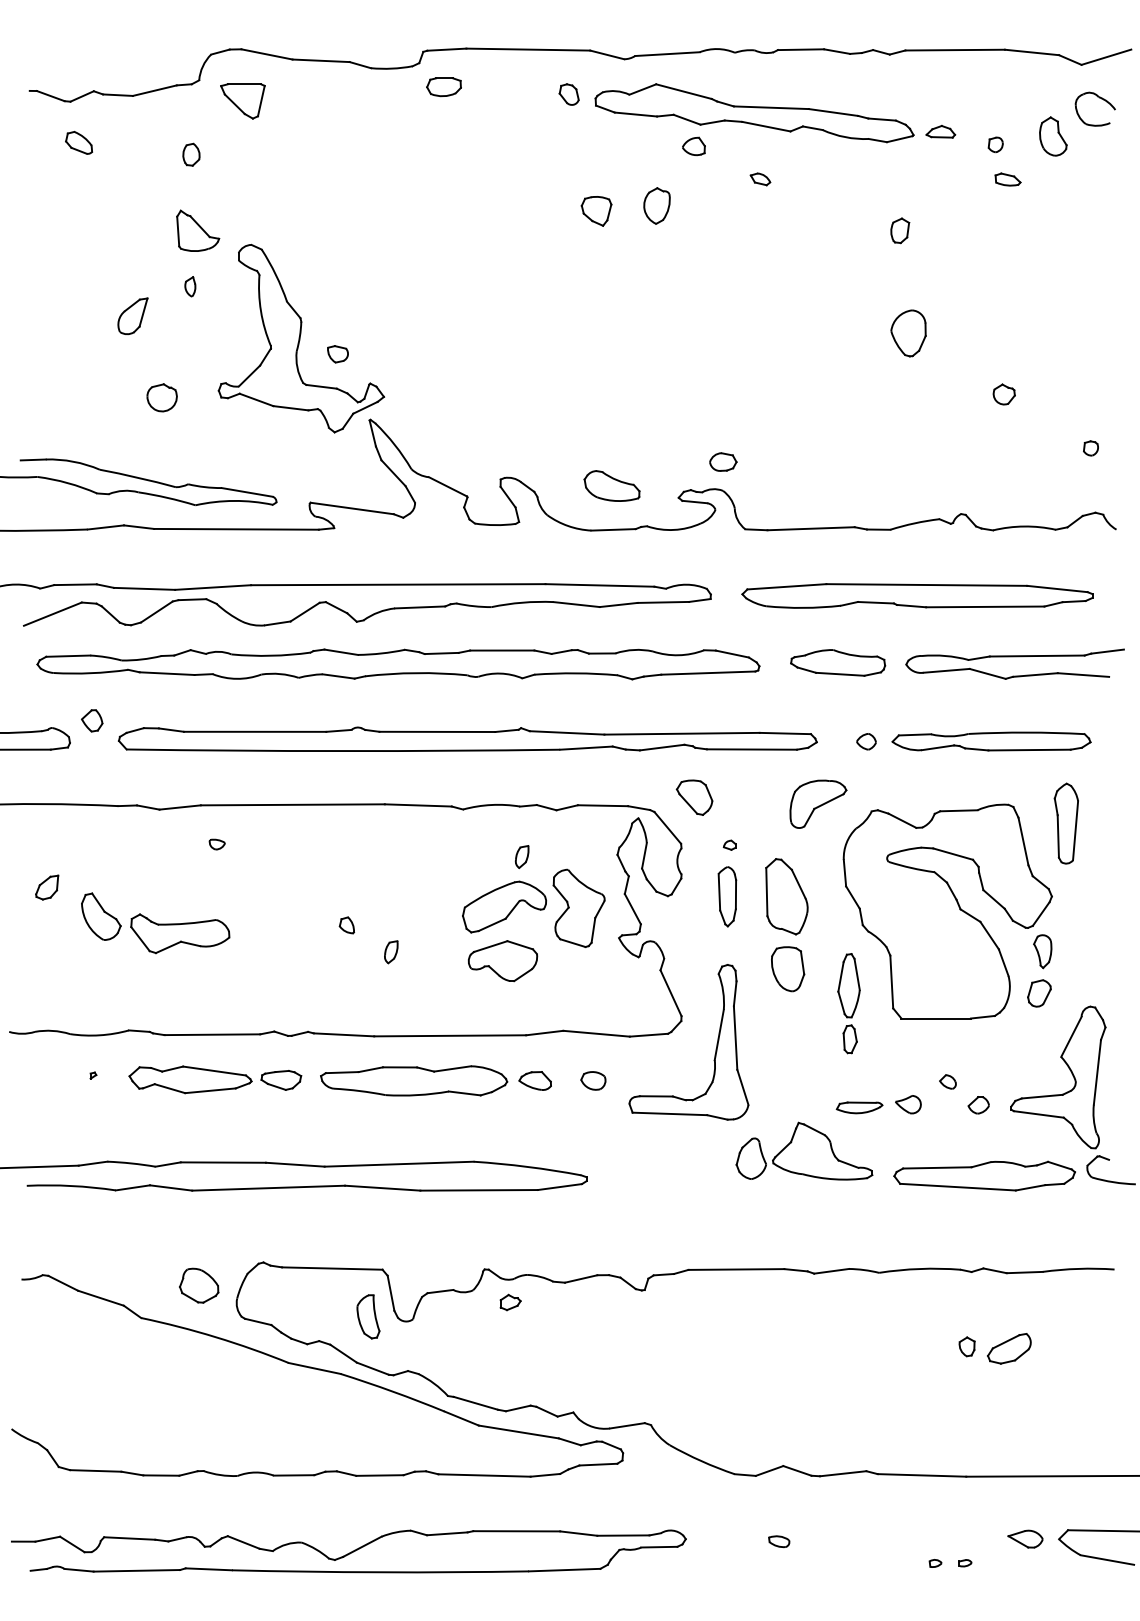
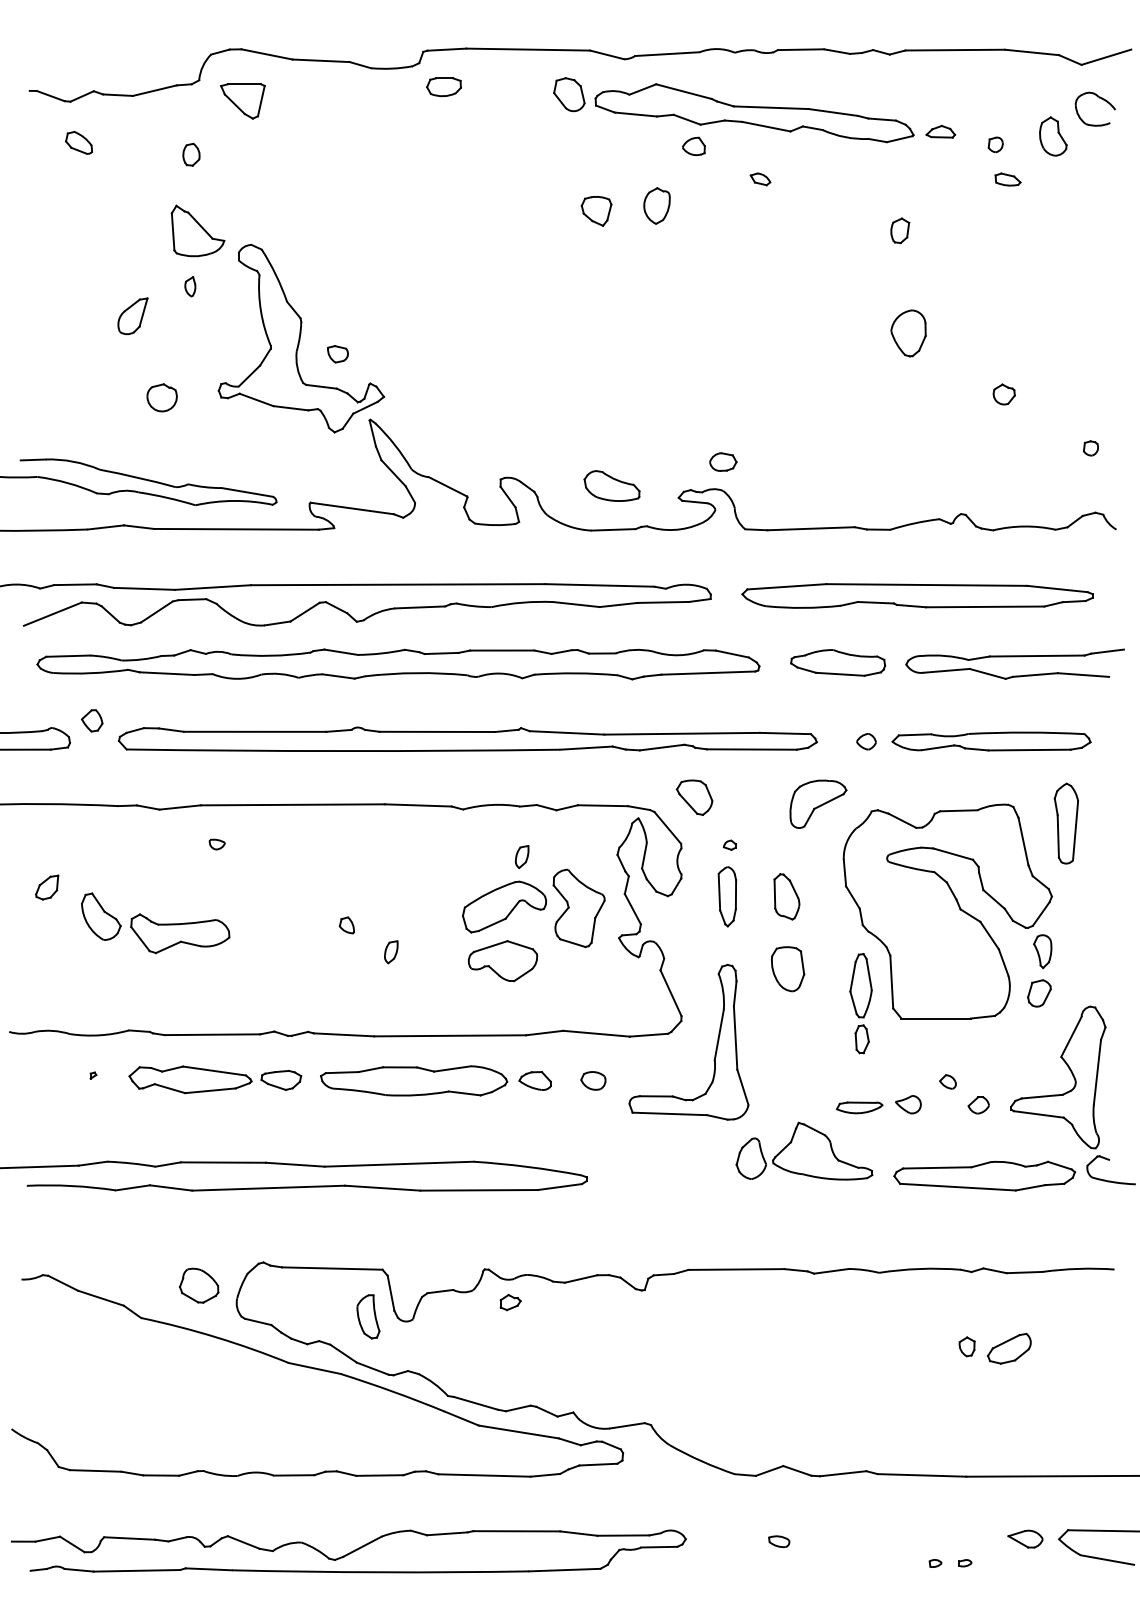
part size: 22x23 px -> 33x36 px (569, 94)
part size: 45x43 px -> 56x54 px (197, 230)
part size: 44x78 px -> 28x48 px (786, 896)
part position: (848, 1003) -> (860, 1003) (860, 1003)
